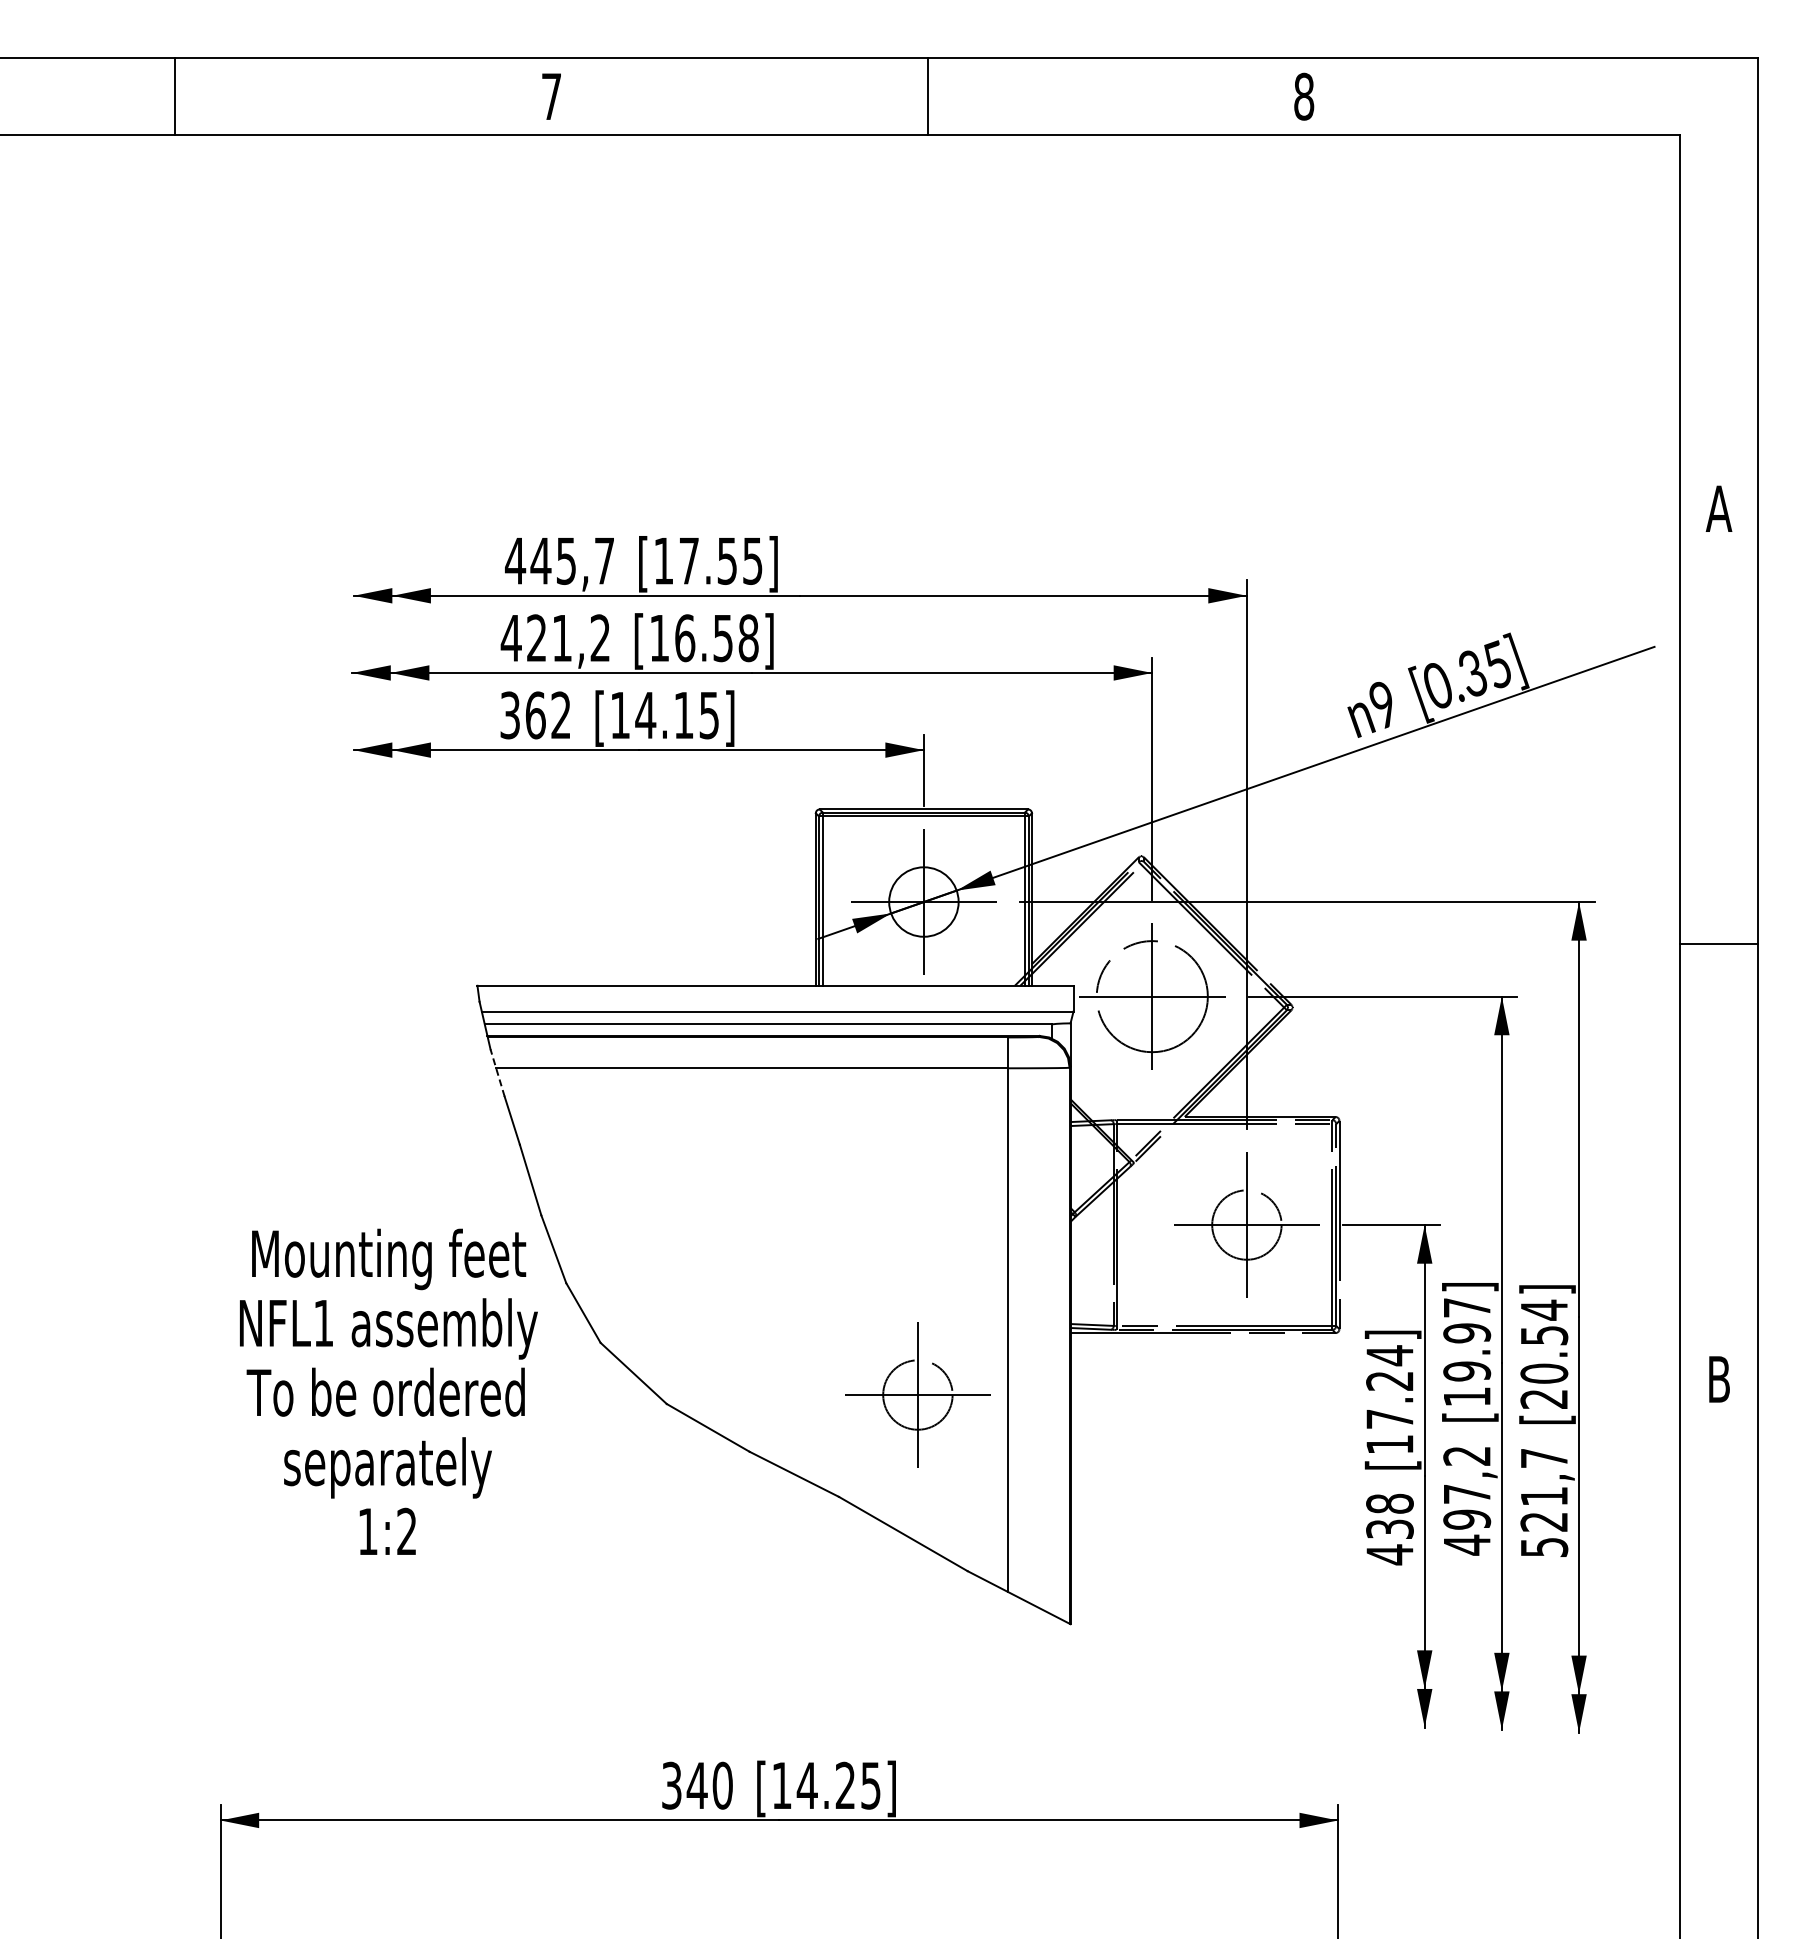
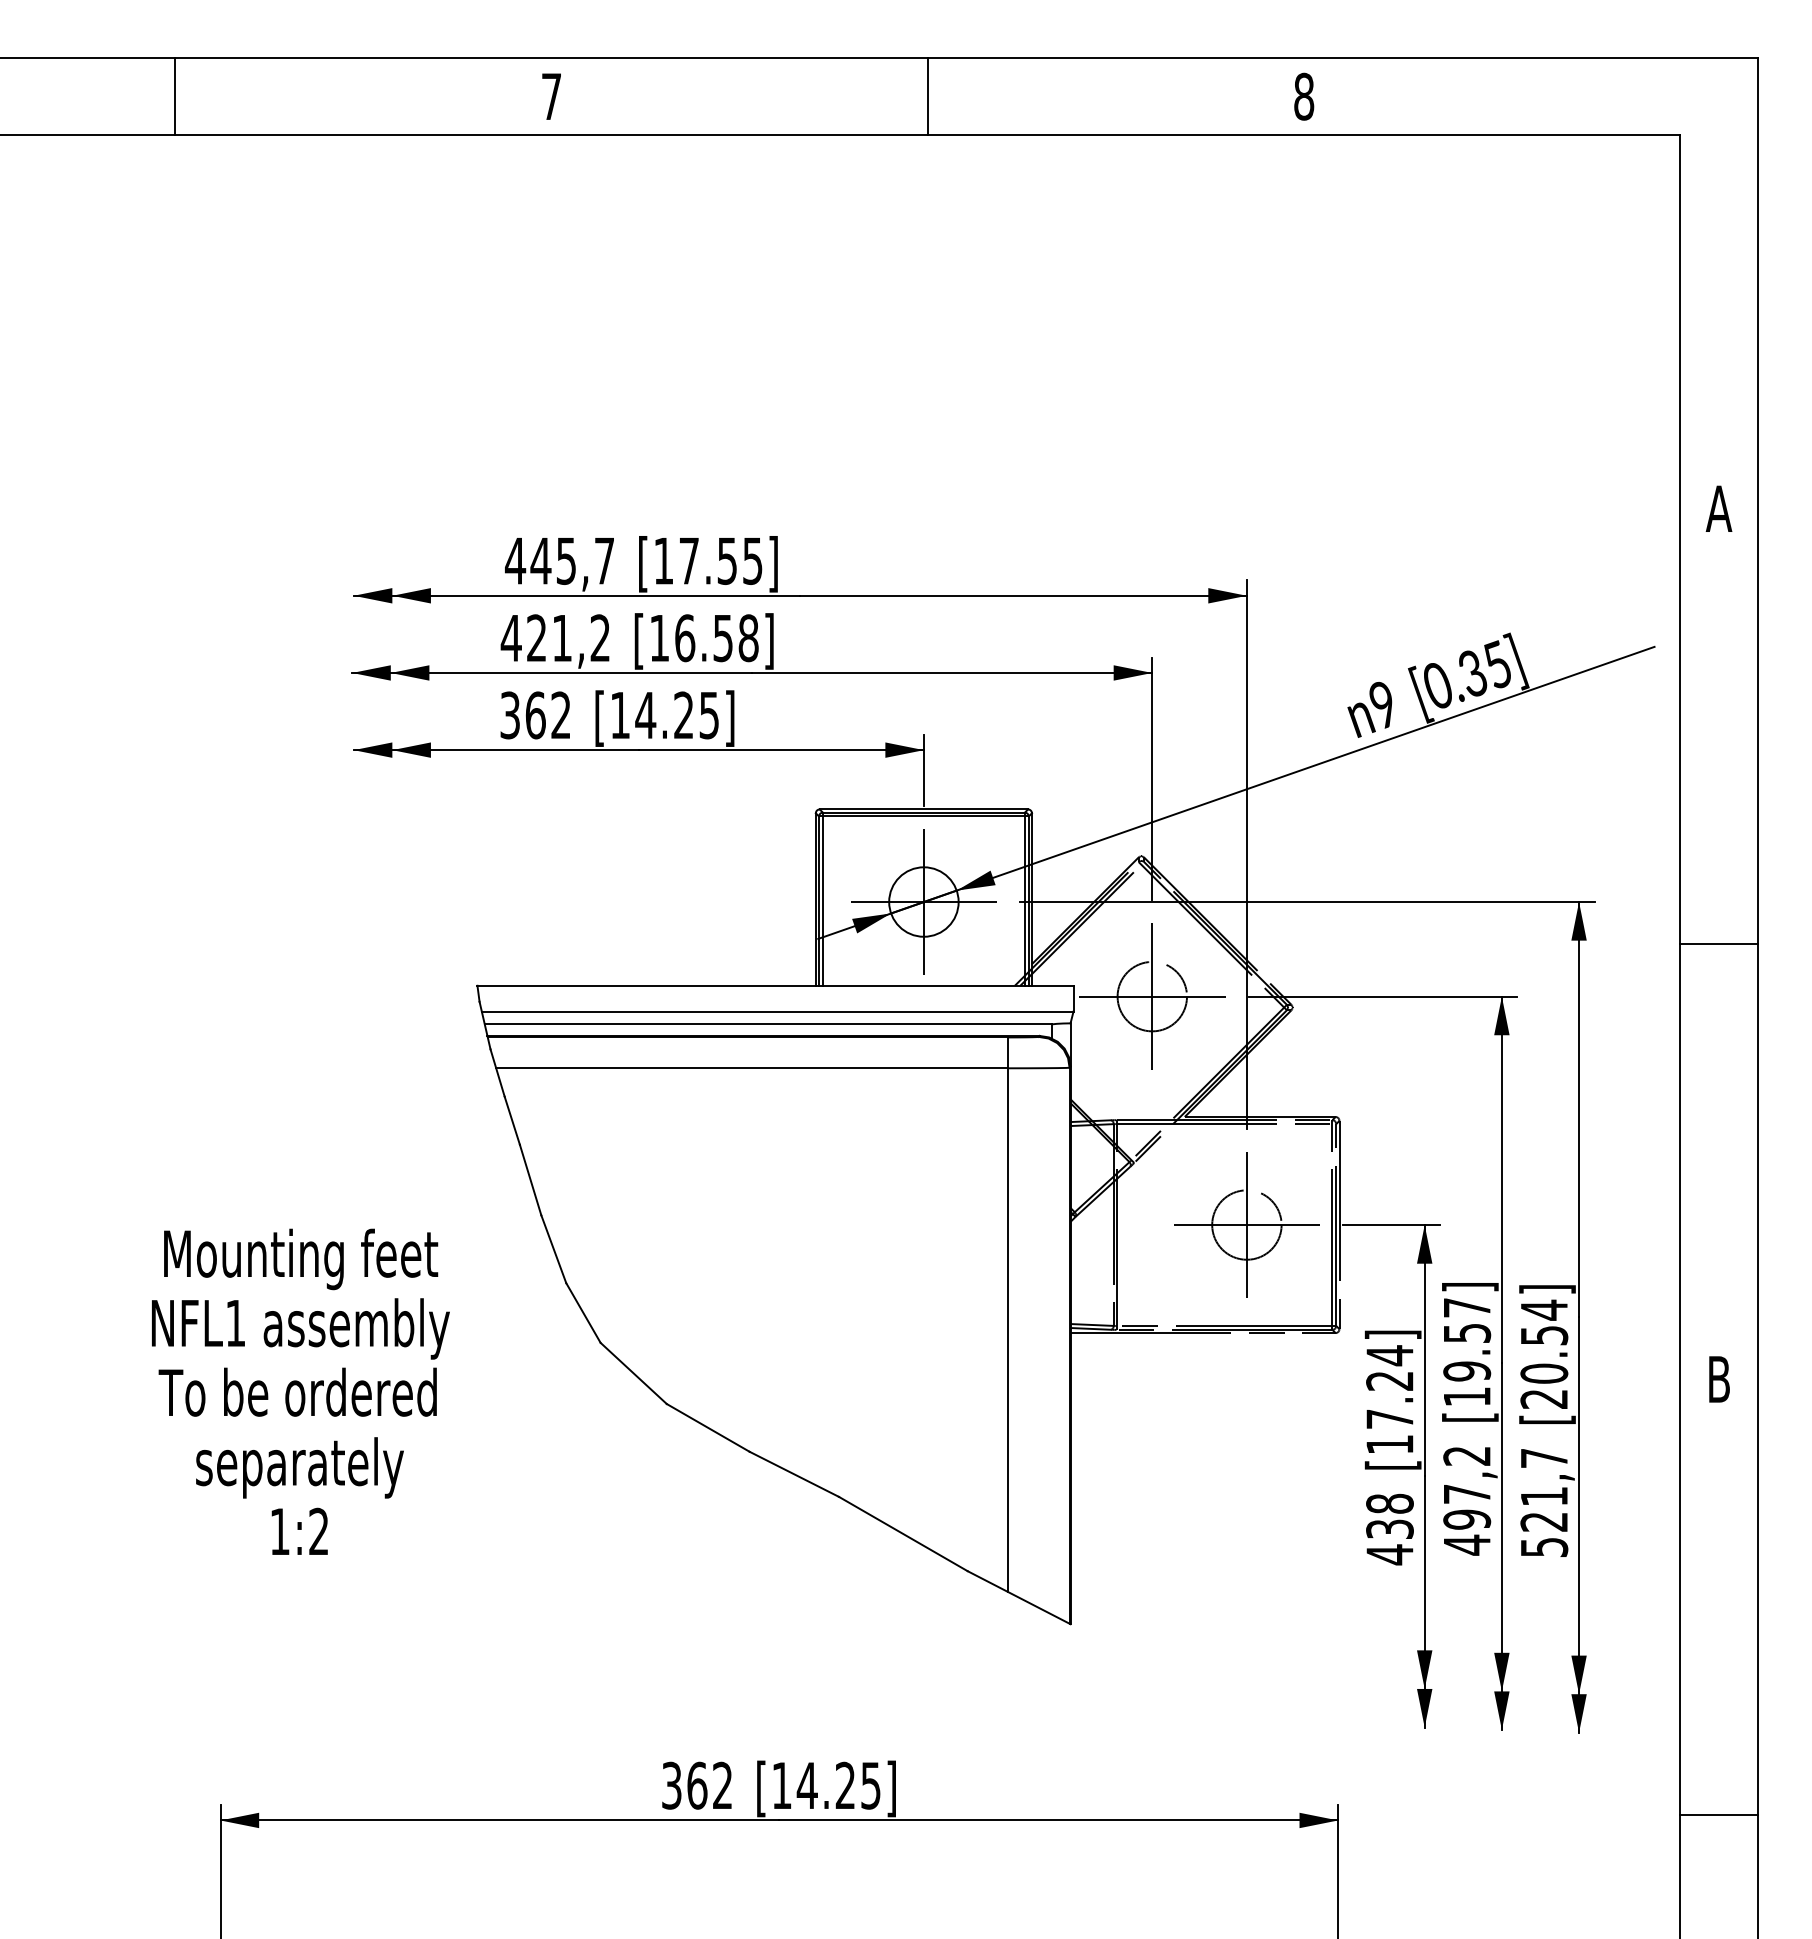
text: [14.15] -> [14.25] (683, 714)
circle diameter: 111 px -> 69 px (1152, 996)
line: dashed -> solid (497, 1073)
text: [19.97] -> [19.57] (1466, 1333)
text position: (388, 1391) -> (300, 1391) (300, 1391)
part: present -> none (917, 1394)
text: 340 -> 362 (709, 1785)
line: none -> present (1718, 1814)
